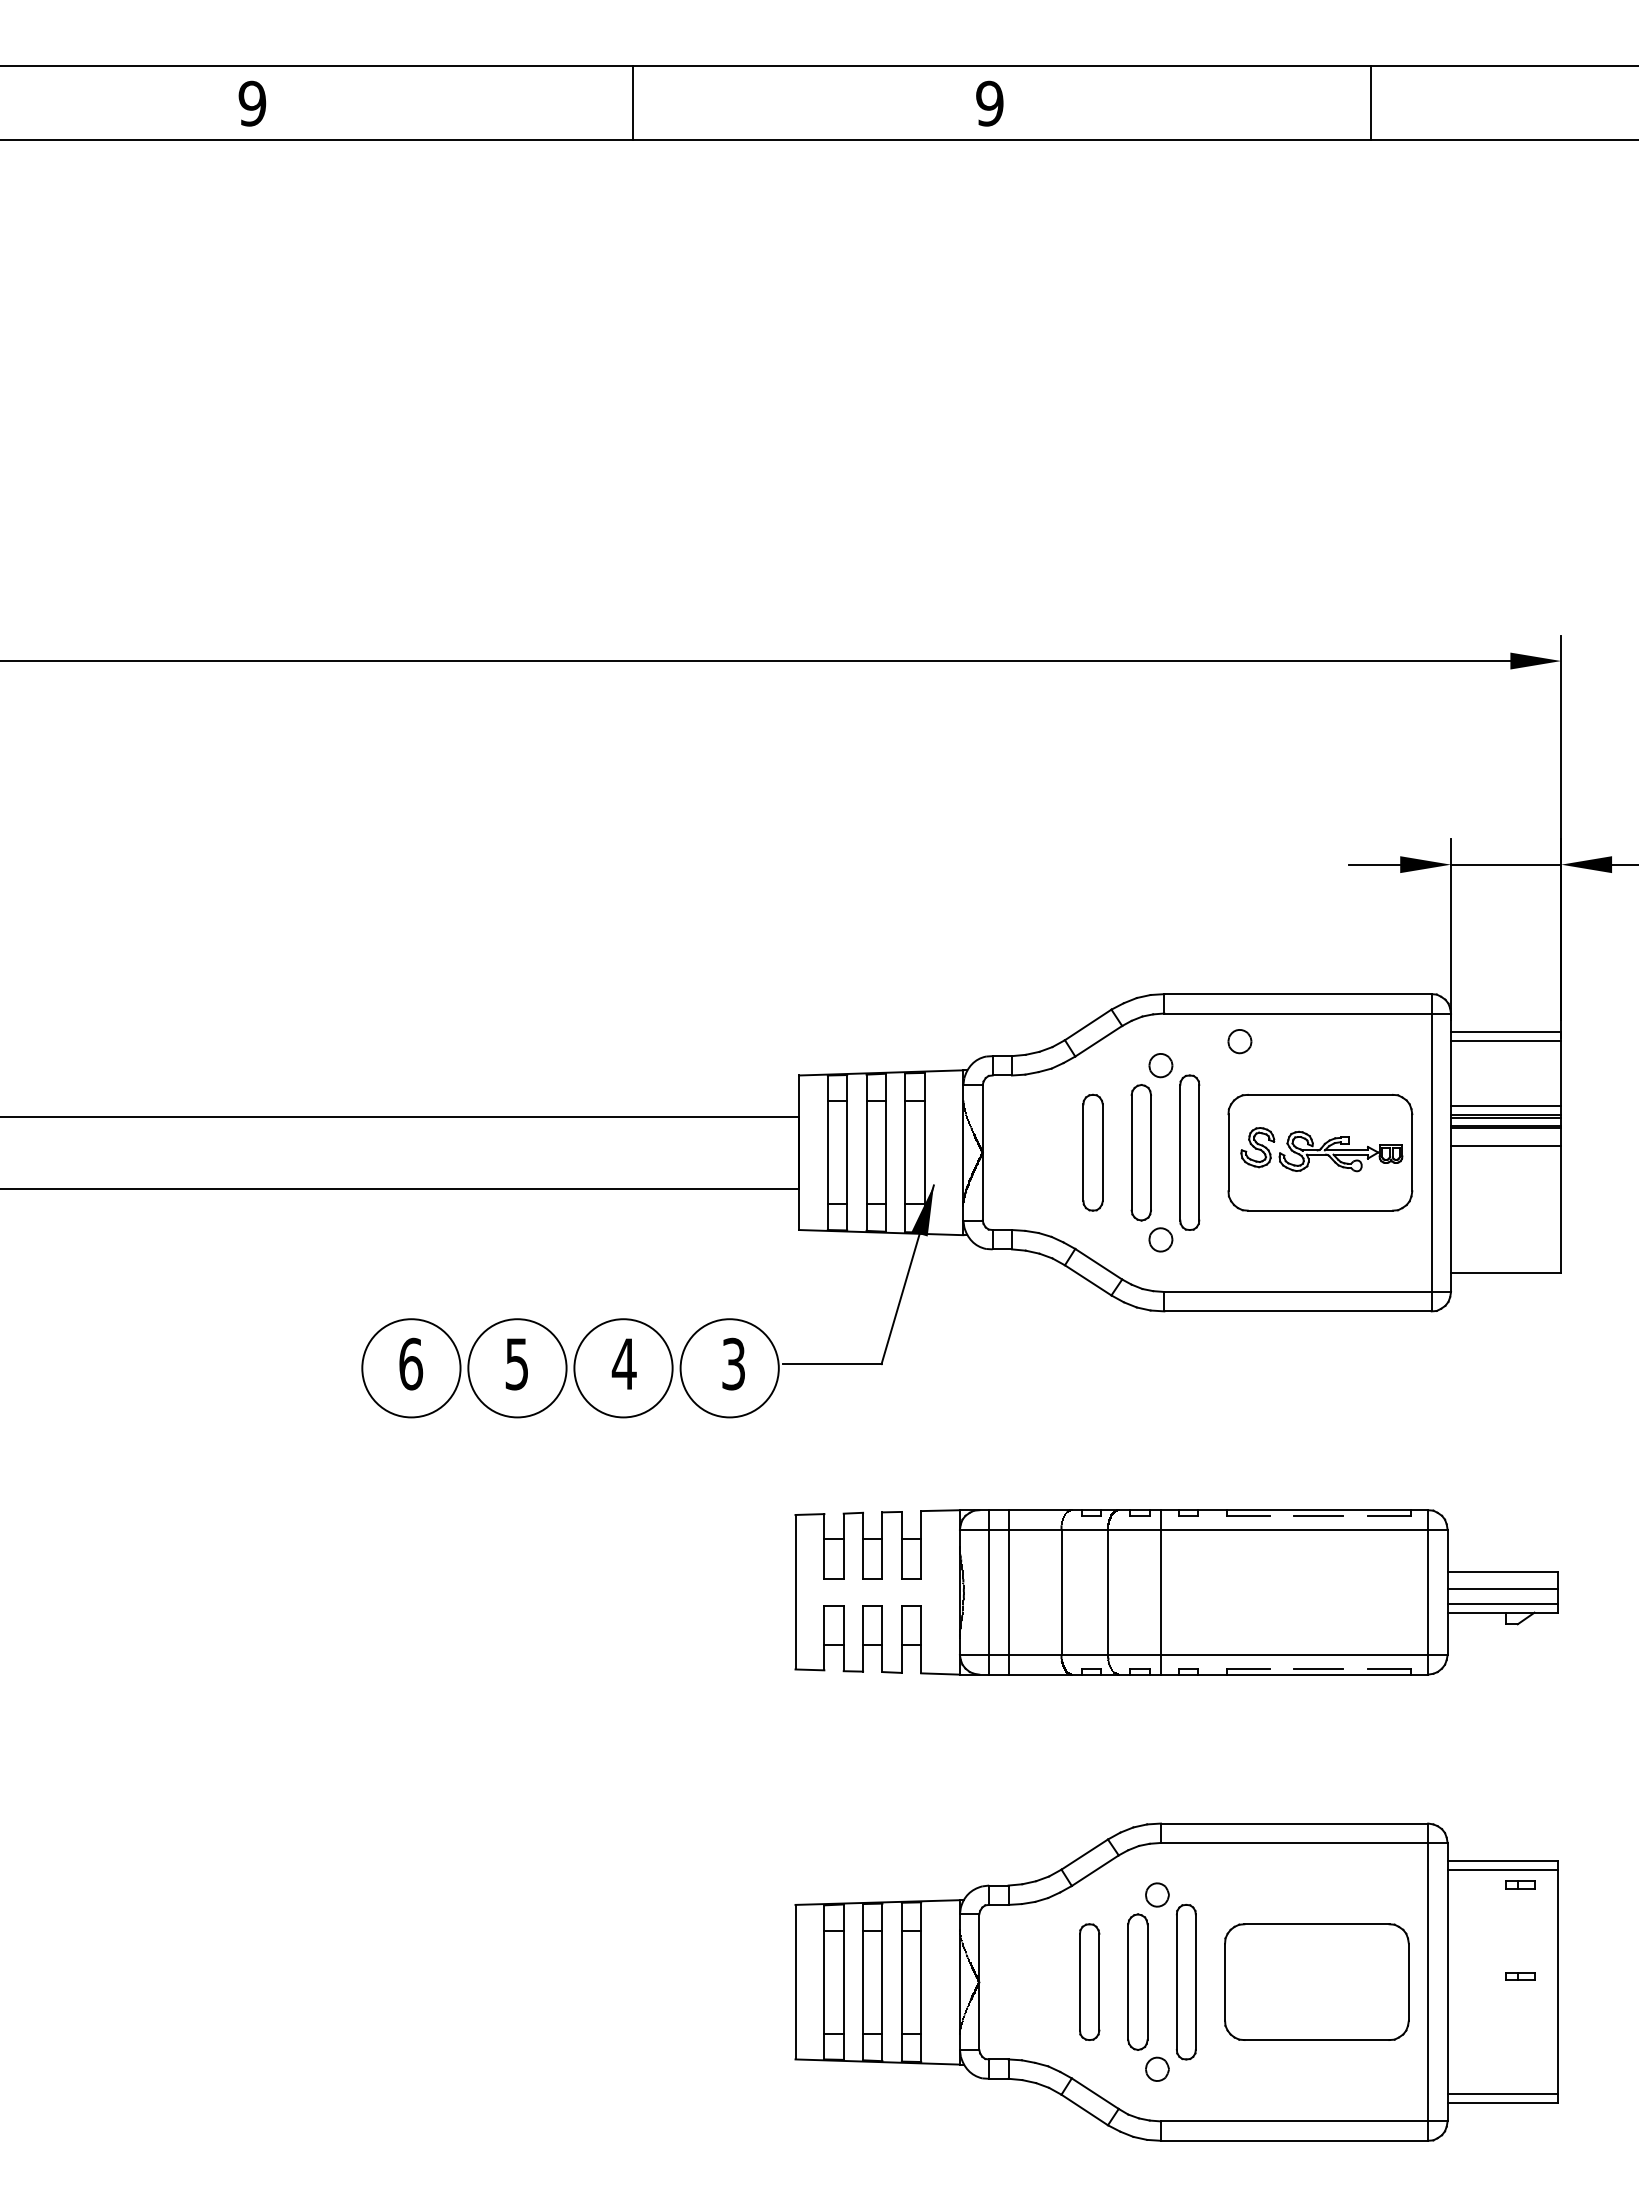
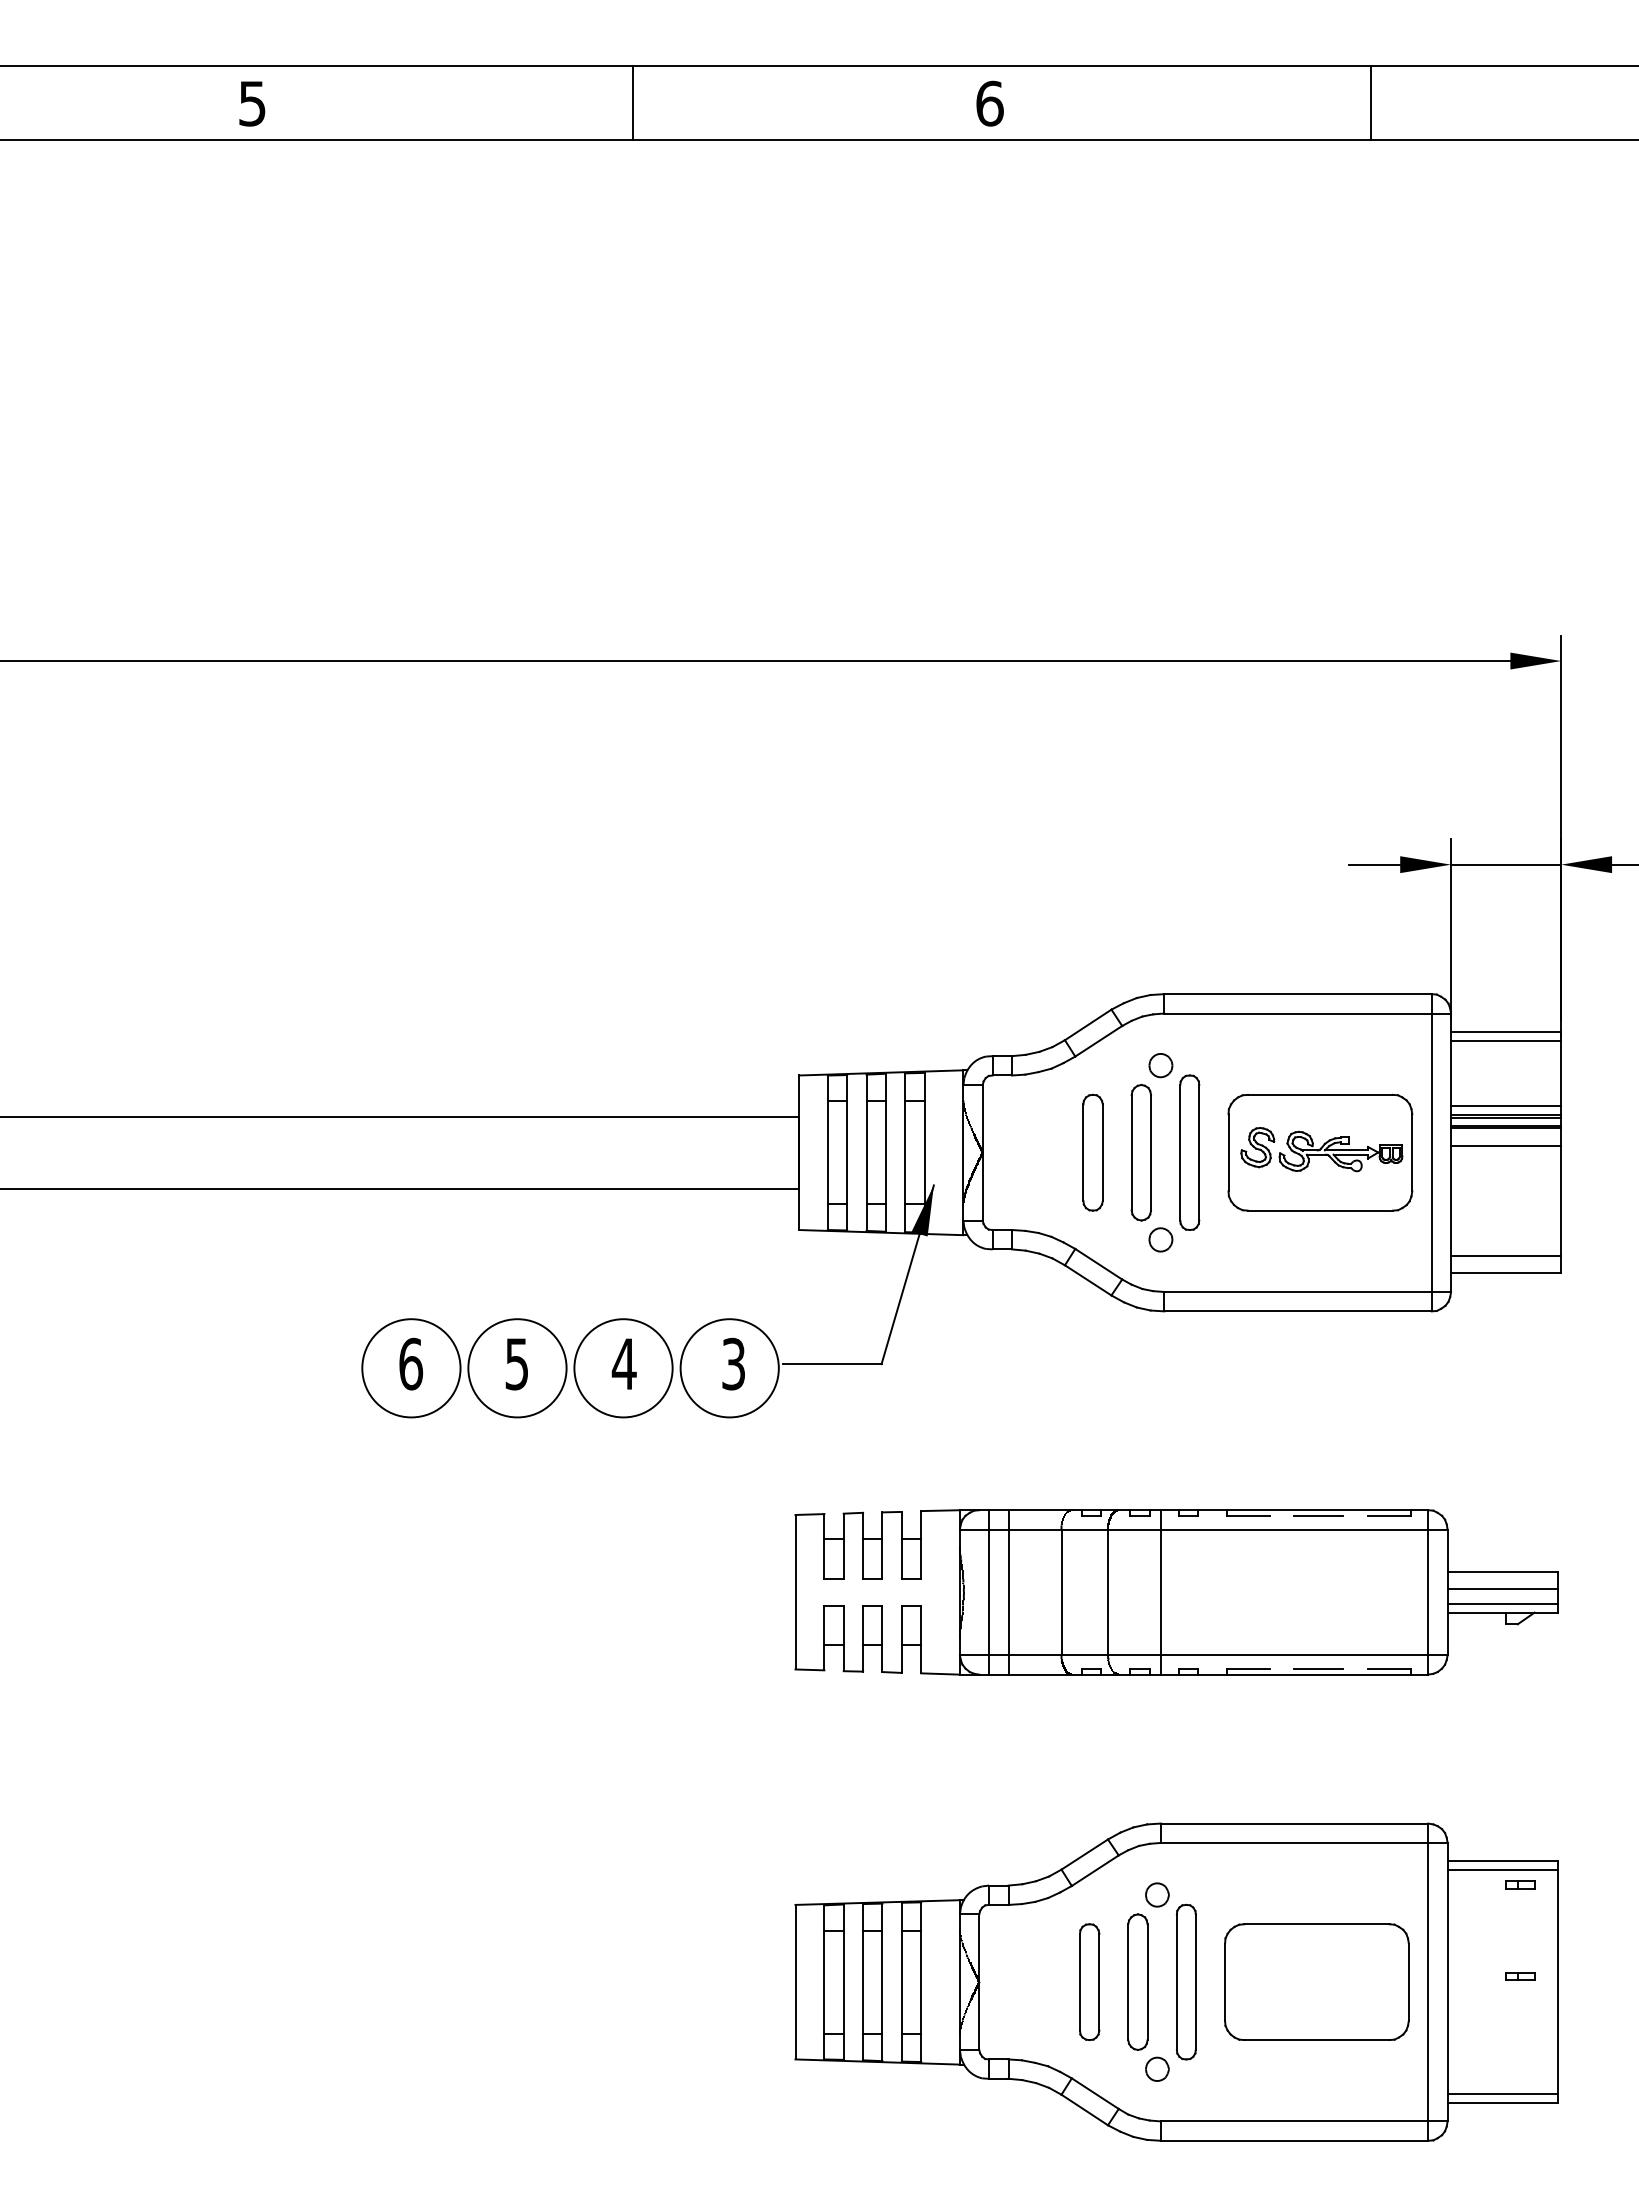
text: 9 -> 5 (252, 103)
text: 9 -> 6 (989, 103)
part: present -> none (1239, 1041)
line: none -> present (1506, 1256)
